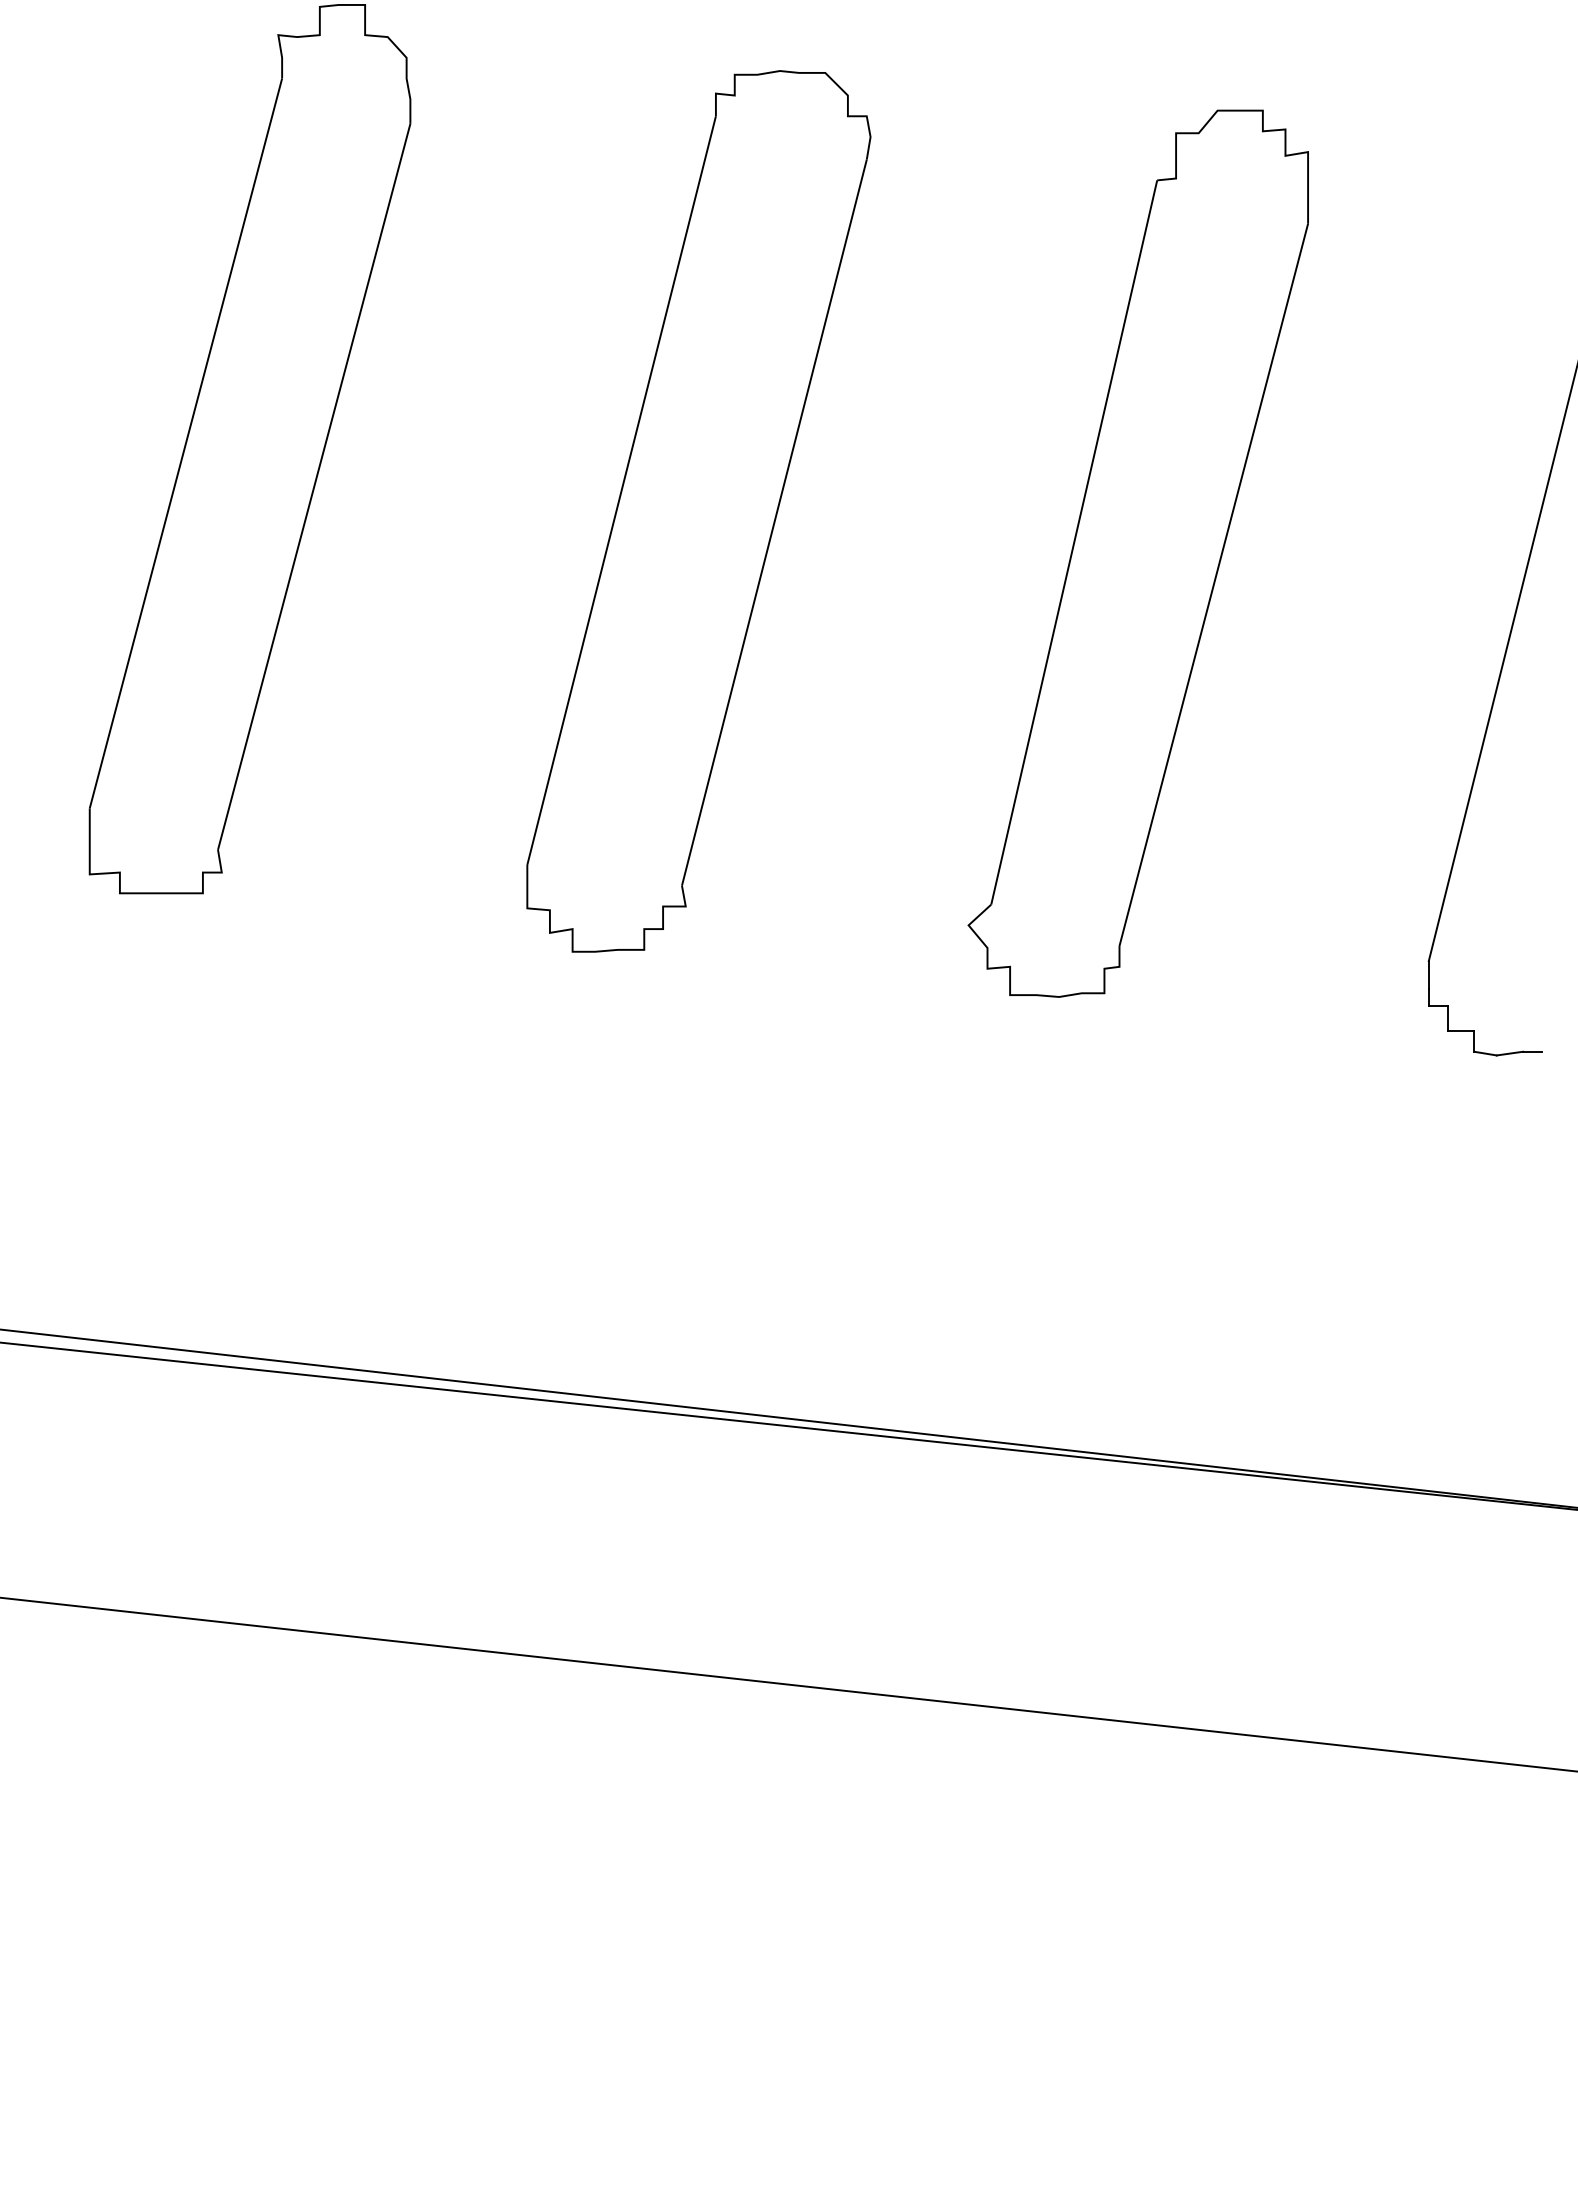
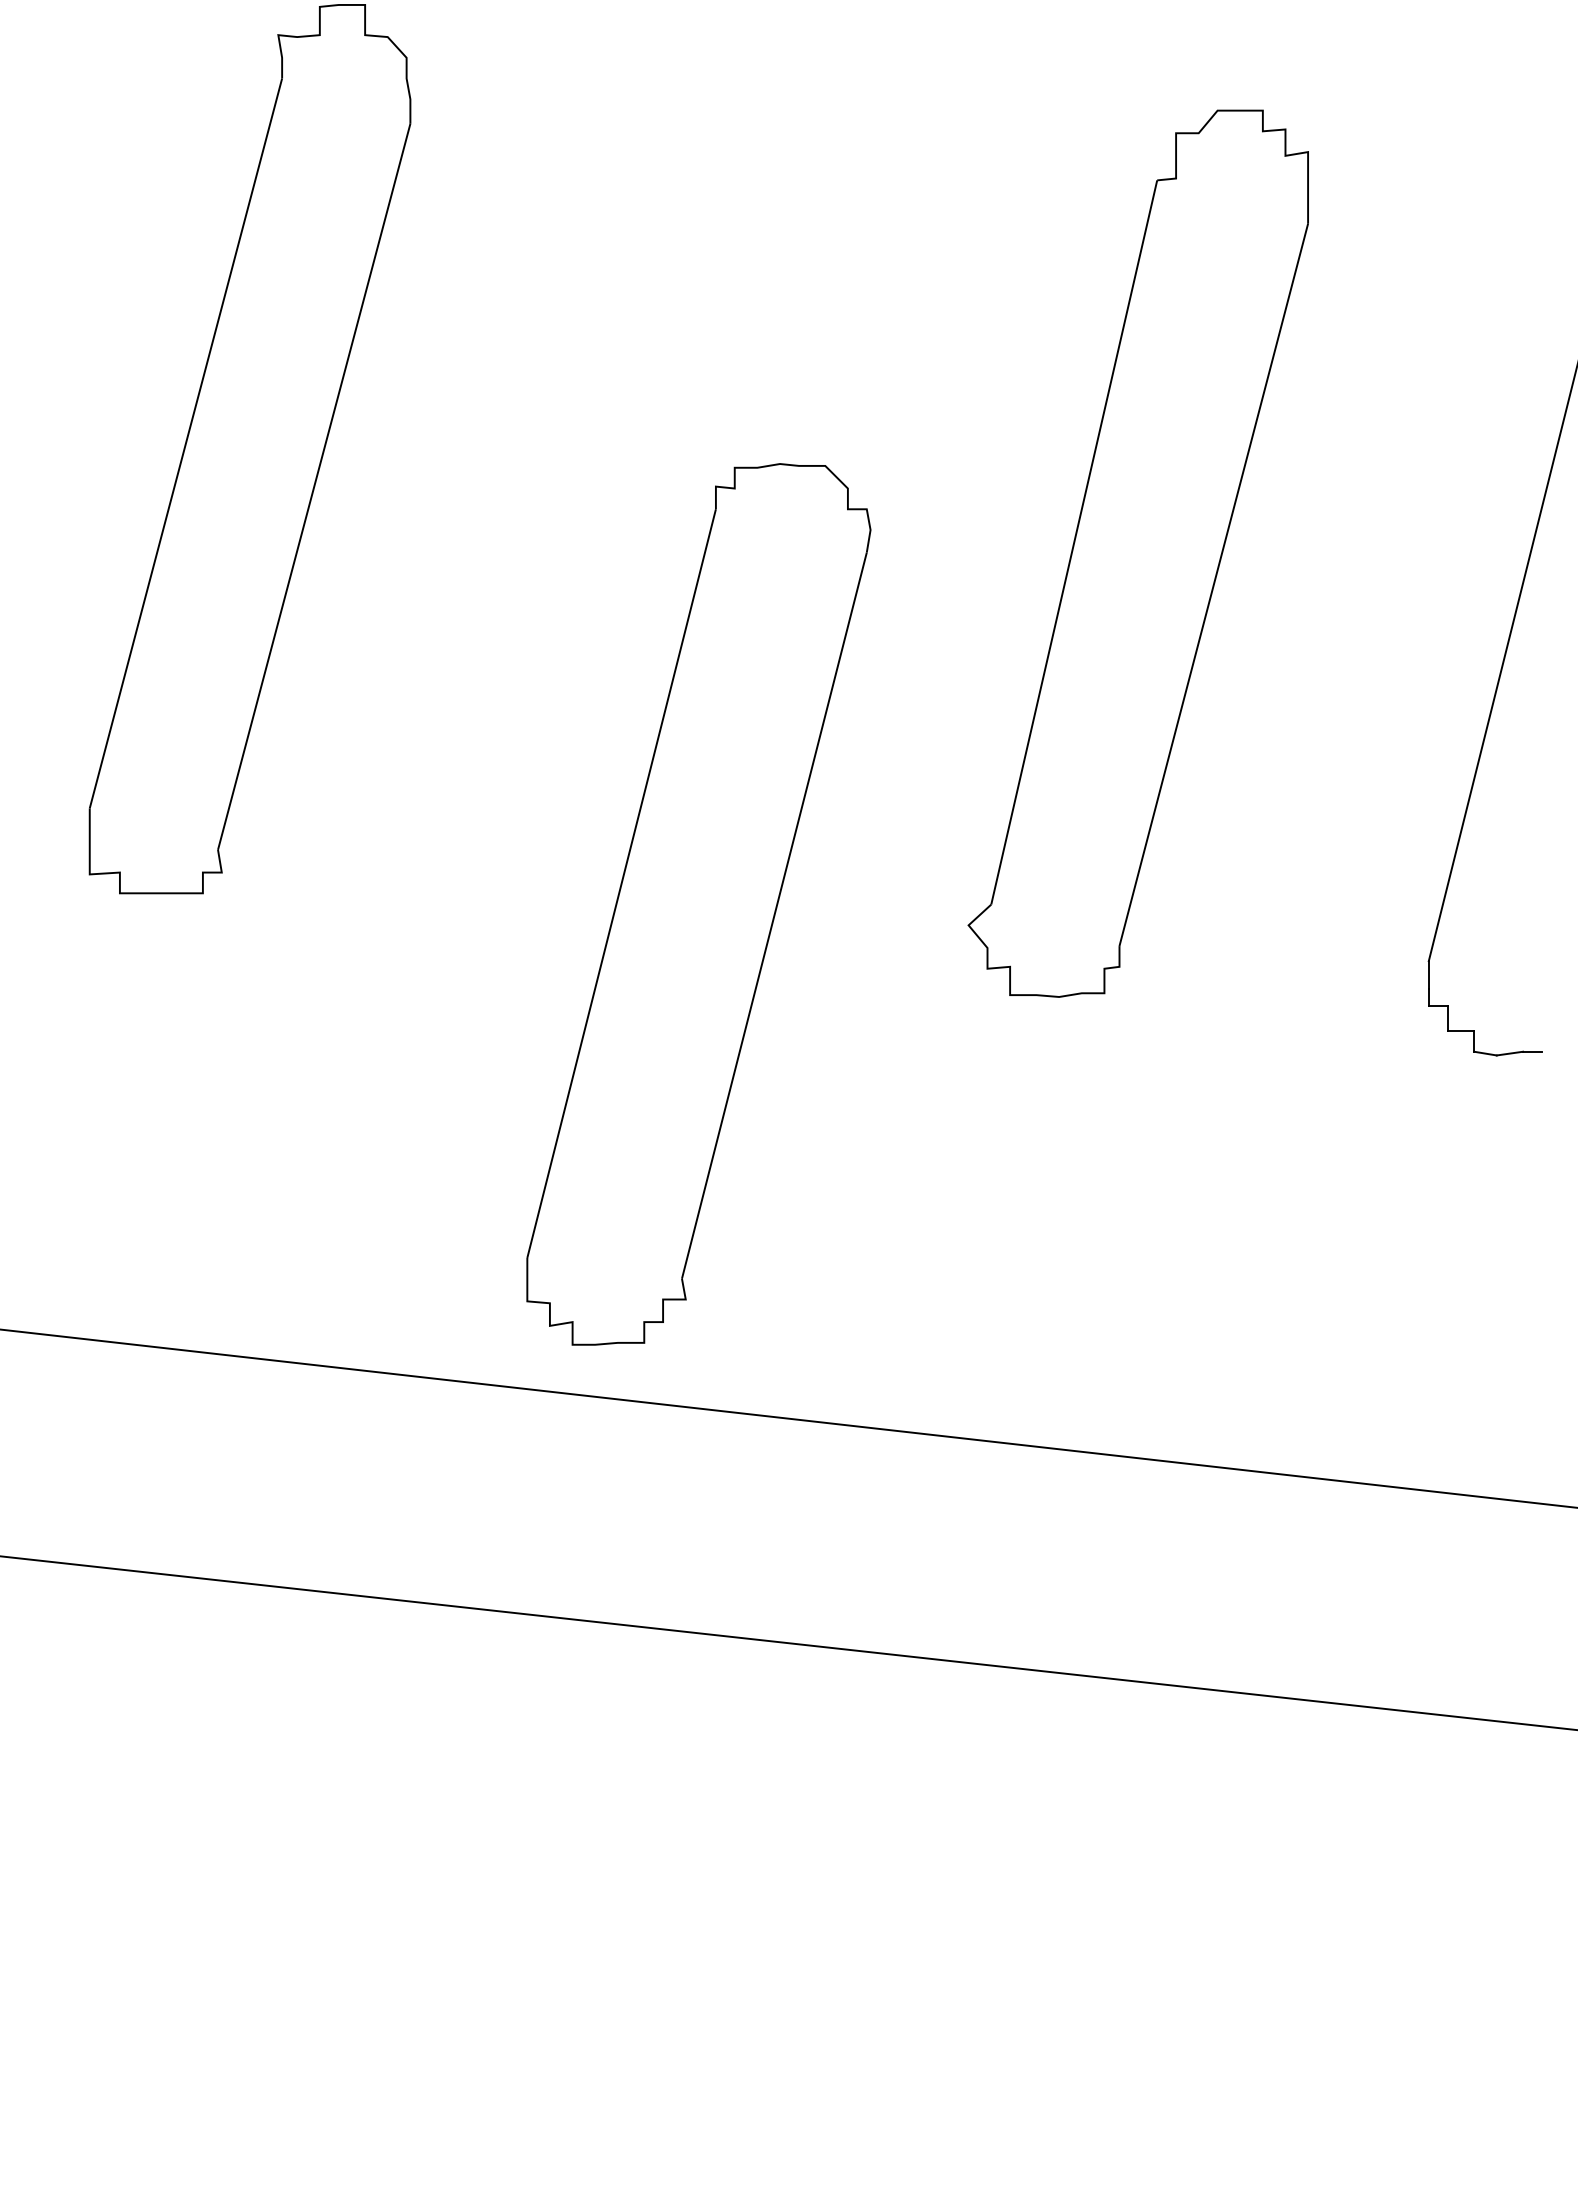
part position: (698, 511) -> (698, 904) (698, 904)
line: present -> none (788, 1425)
line position: (788, 1684) -> (788, 1642) (788, 1642)
